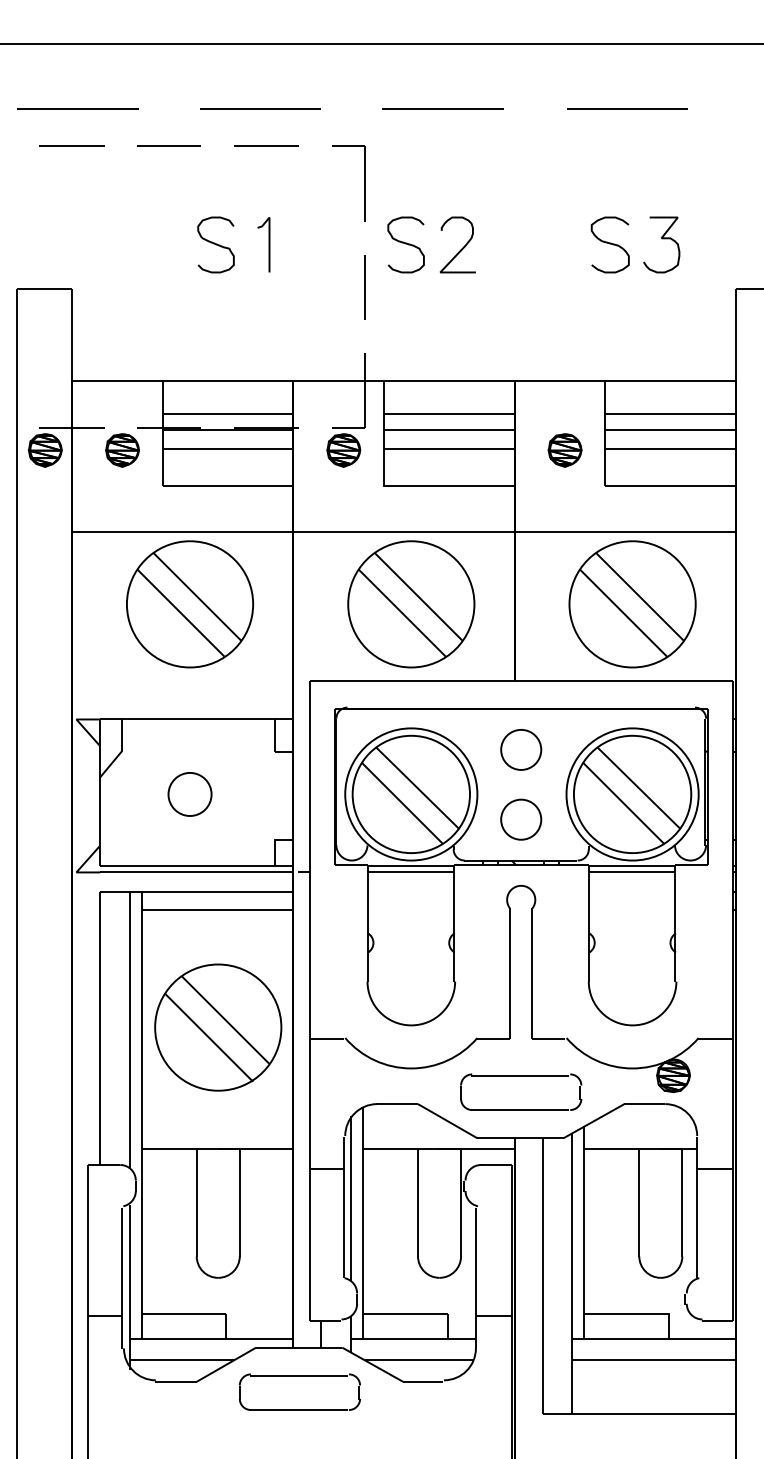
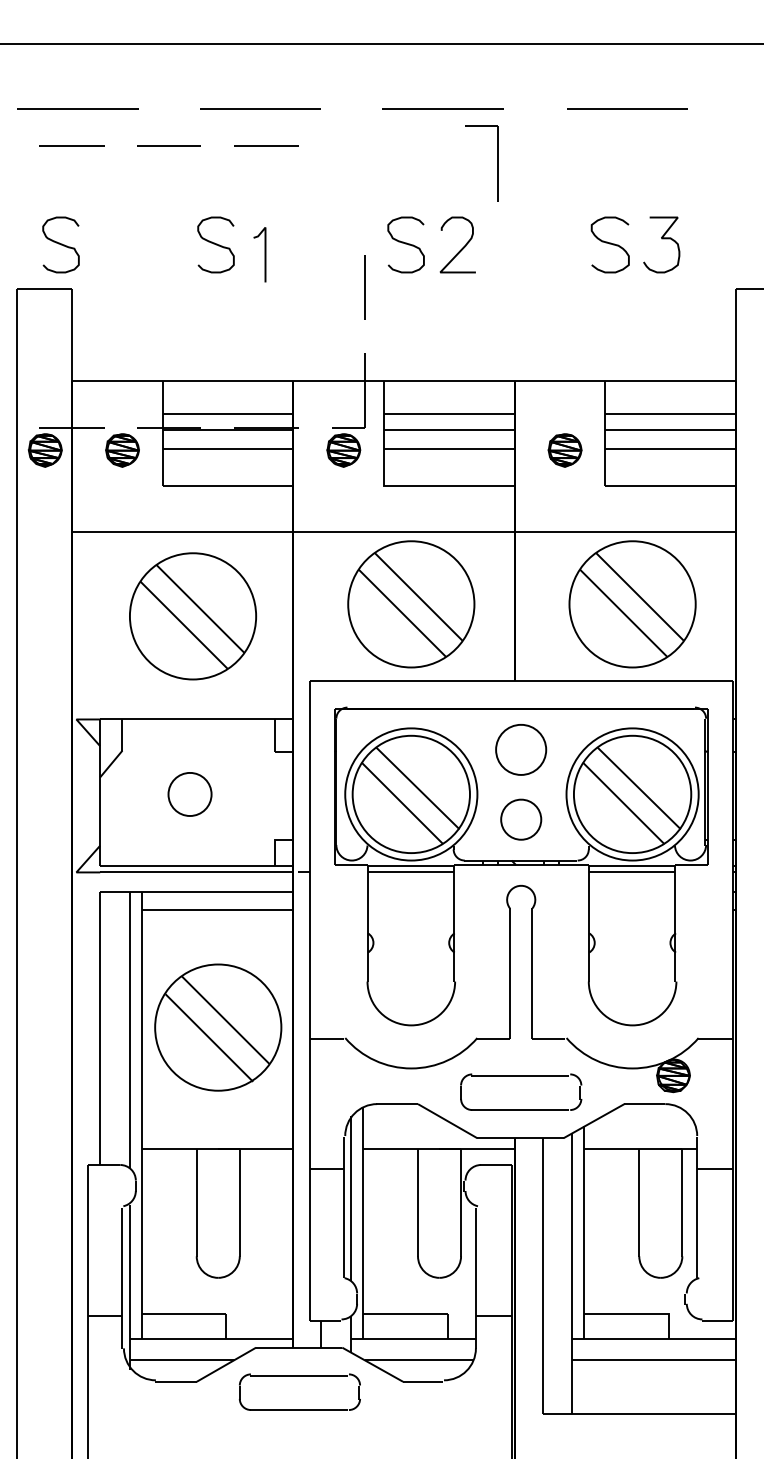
part position: (364, 183) -> (497, 163) (497, 163)
curve: none -> present (60, 244)
curve position: (268, 244) -> (264, 254) (264, 254)
part position: (190, 604) -> (193, 616) (193, 616)
part size: 43x42 px -> 53x52 px (521, 749)
